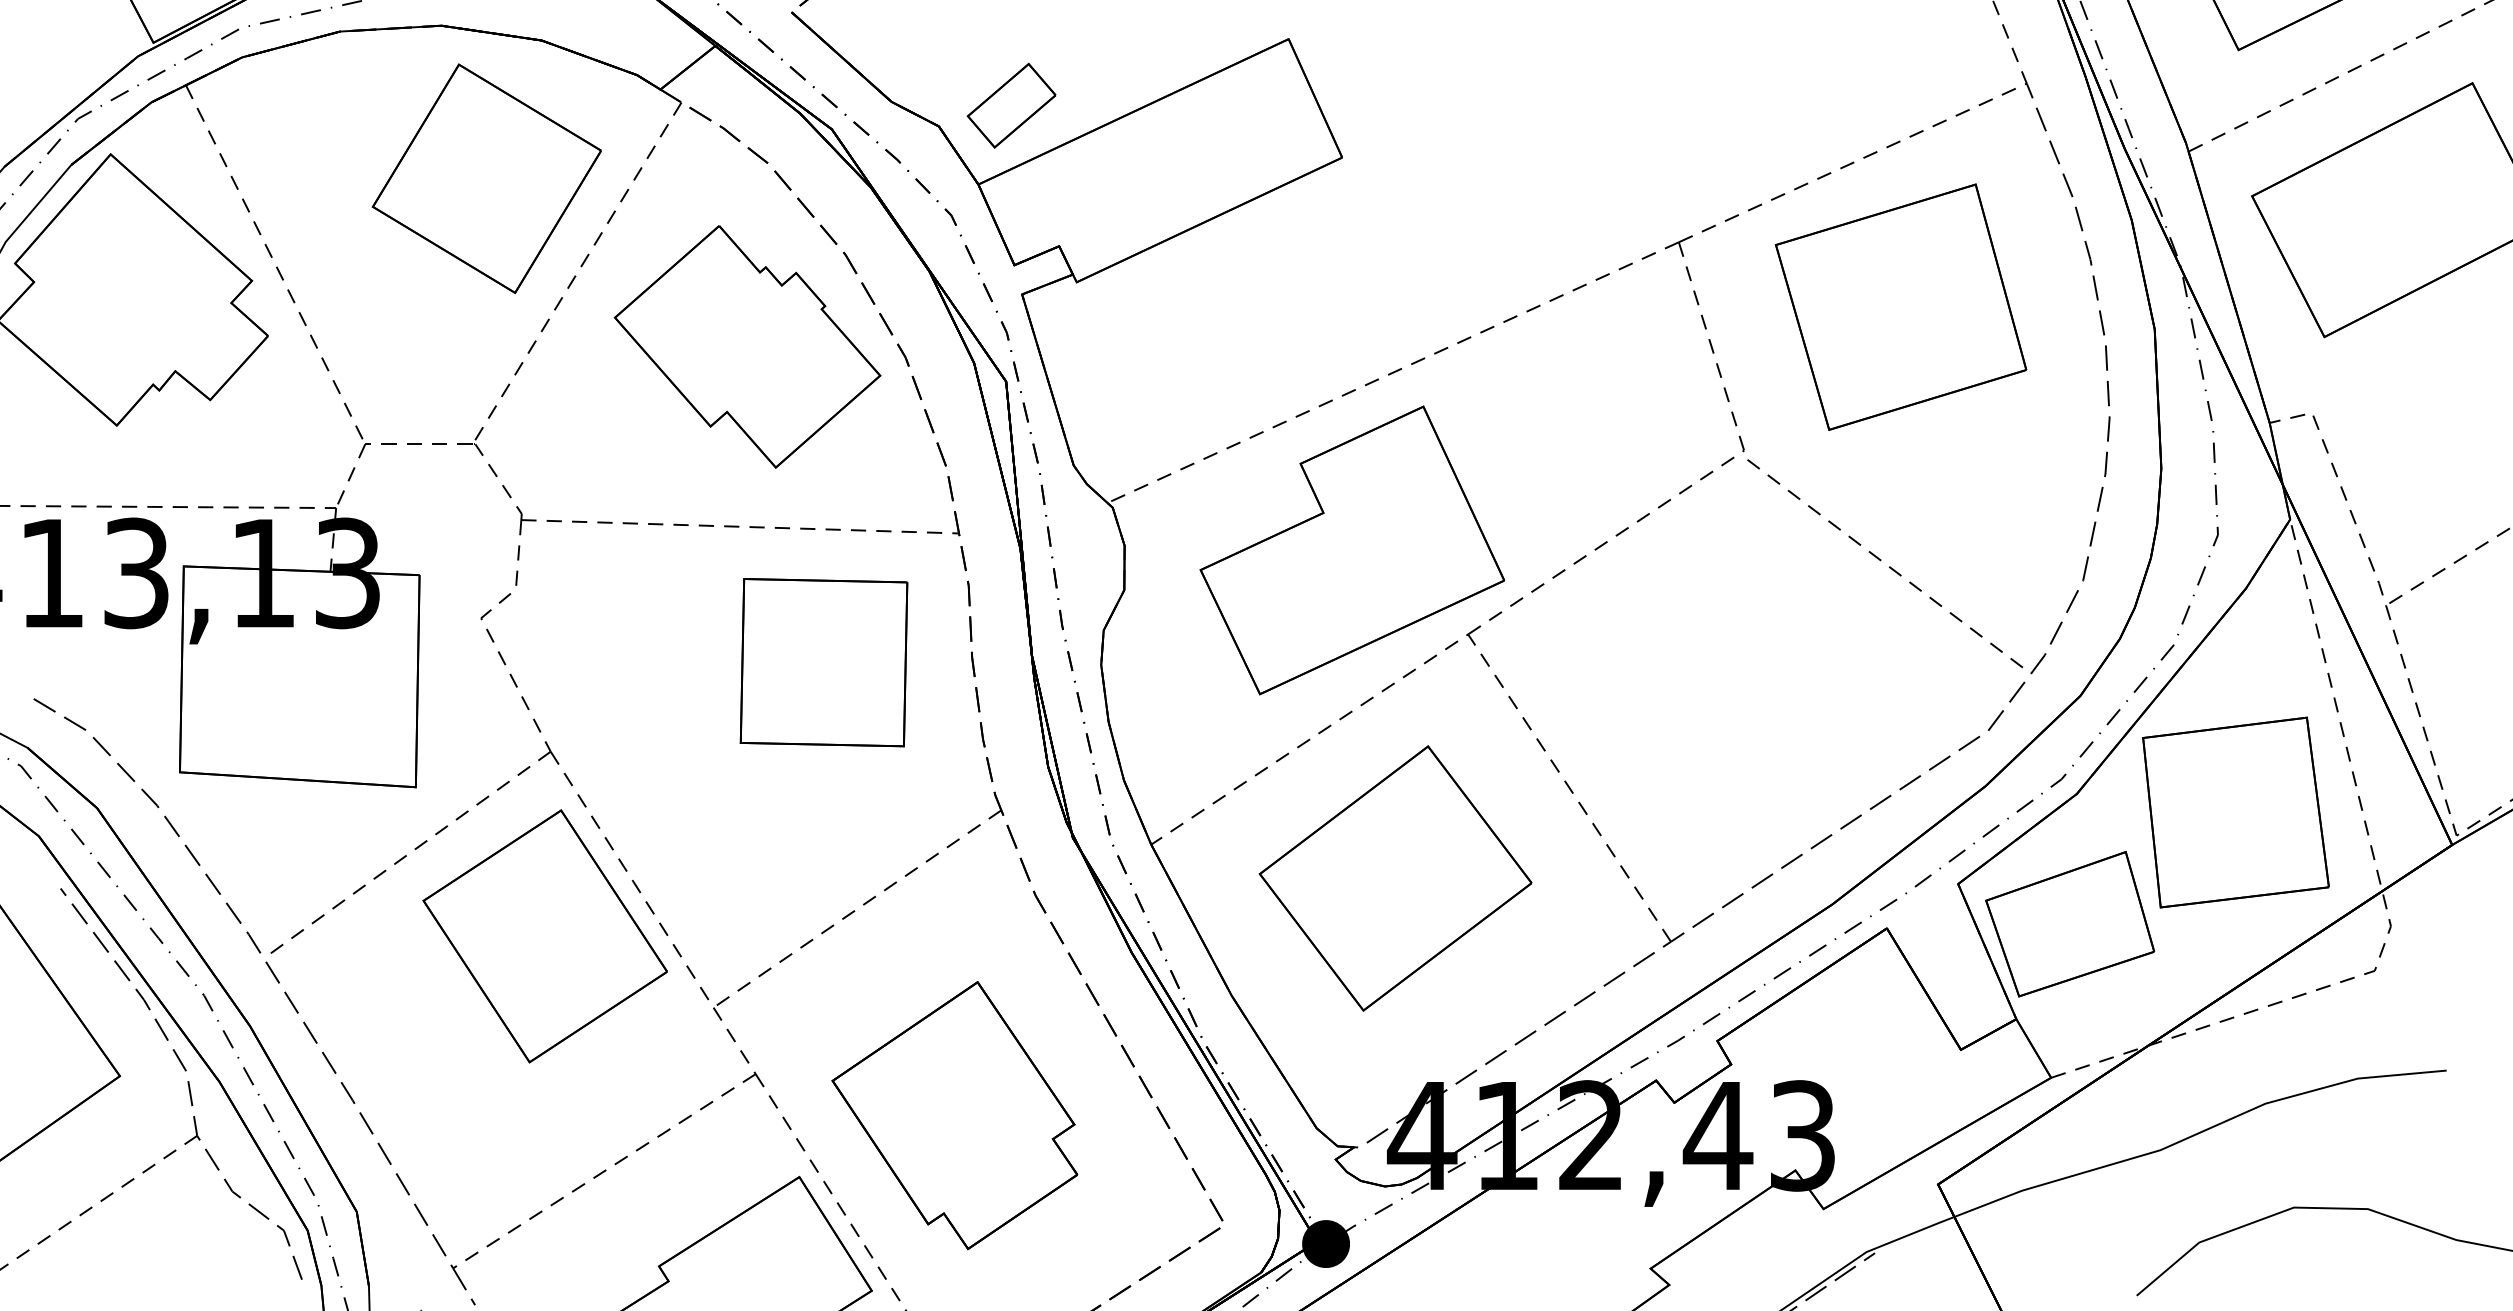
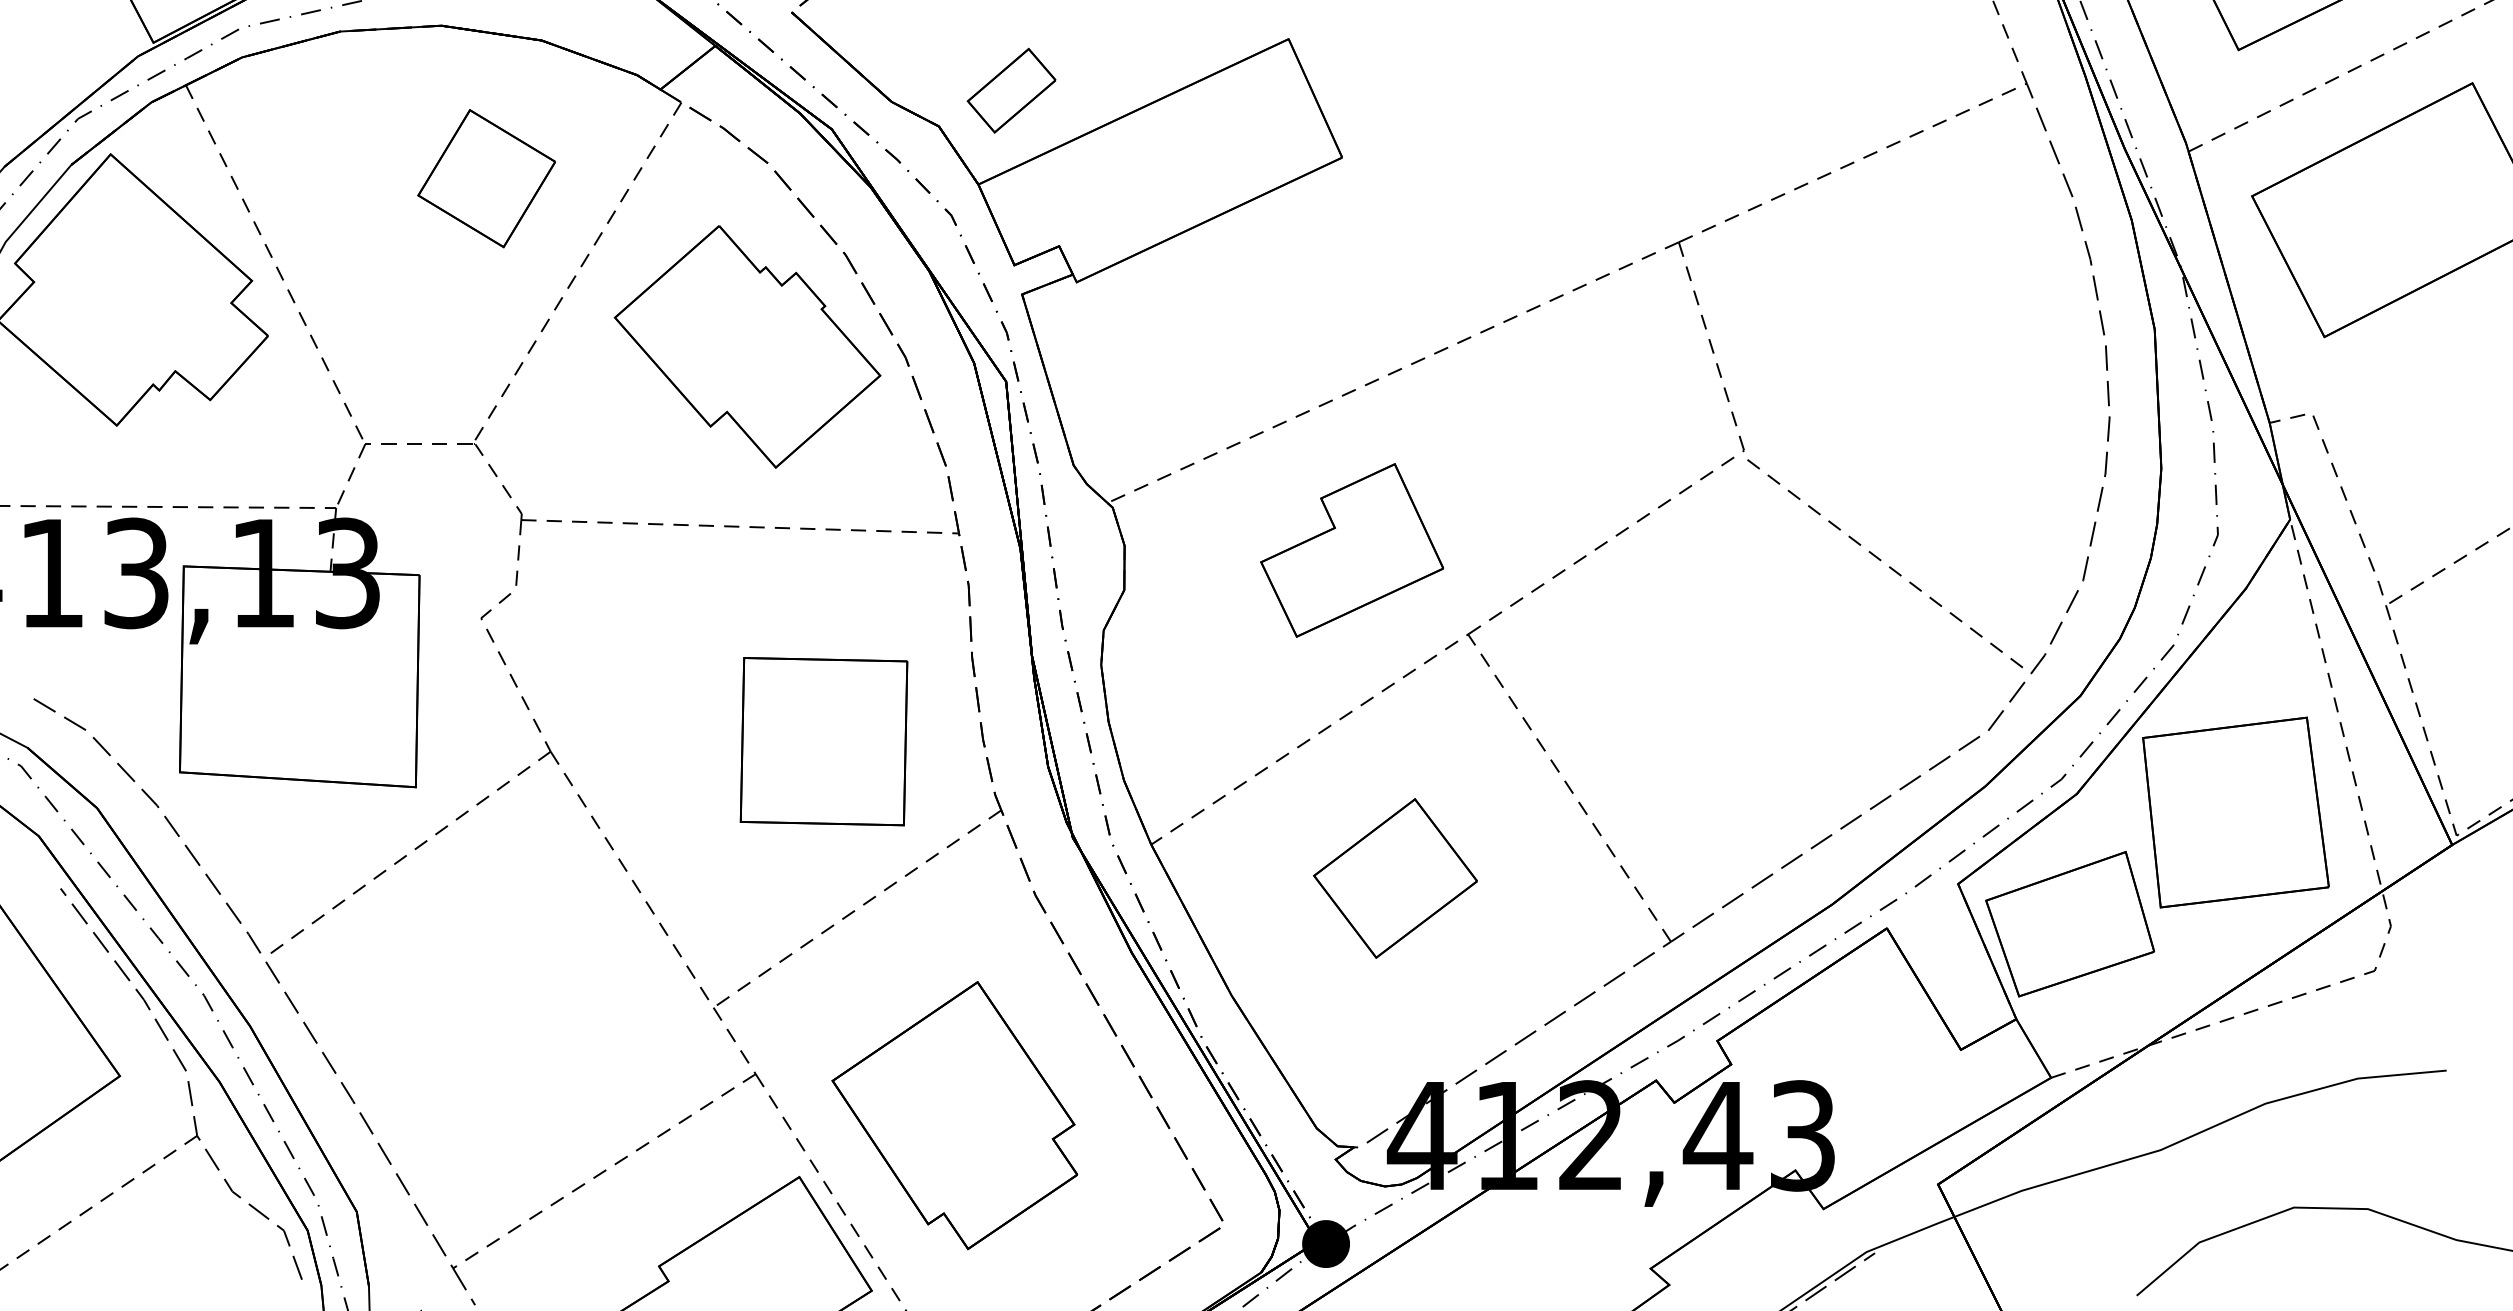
part position: (1011, 105) -> (1011, 90) (1011, 90)
part size: 231x231 px -> 139x140 px (486, 178)
part: present -> none (1900, 306)
part size: 306x291 px -> 184x175 px (1351, 550)
part position: (823, 662) -> (823, 741) (823, 741)
part size: 275x267 px -> 165x161 px (1395, 878)
part: present -> none (544, 936)
